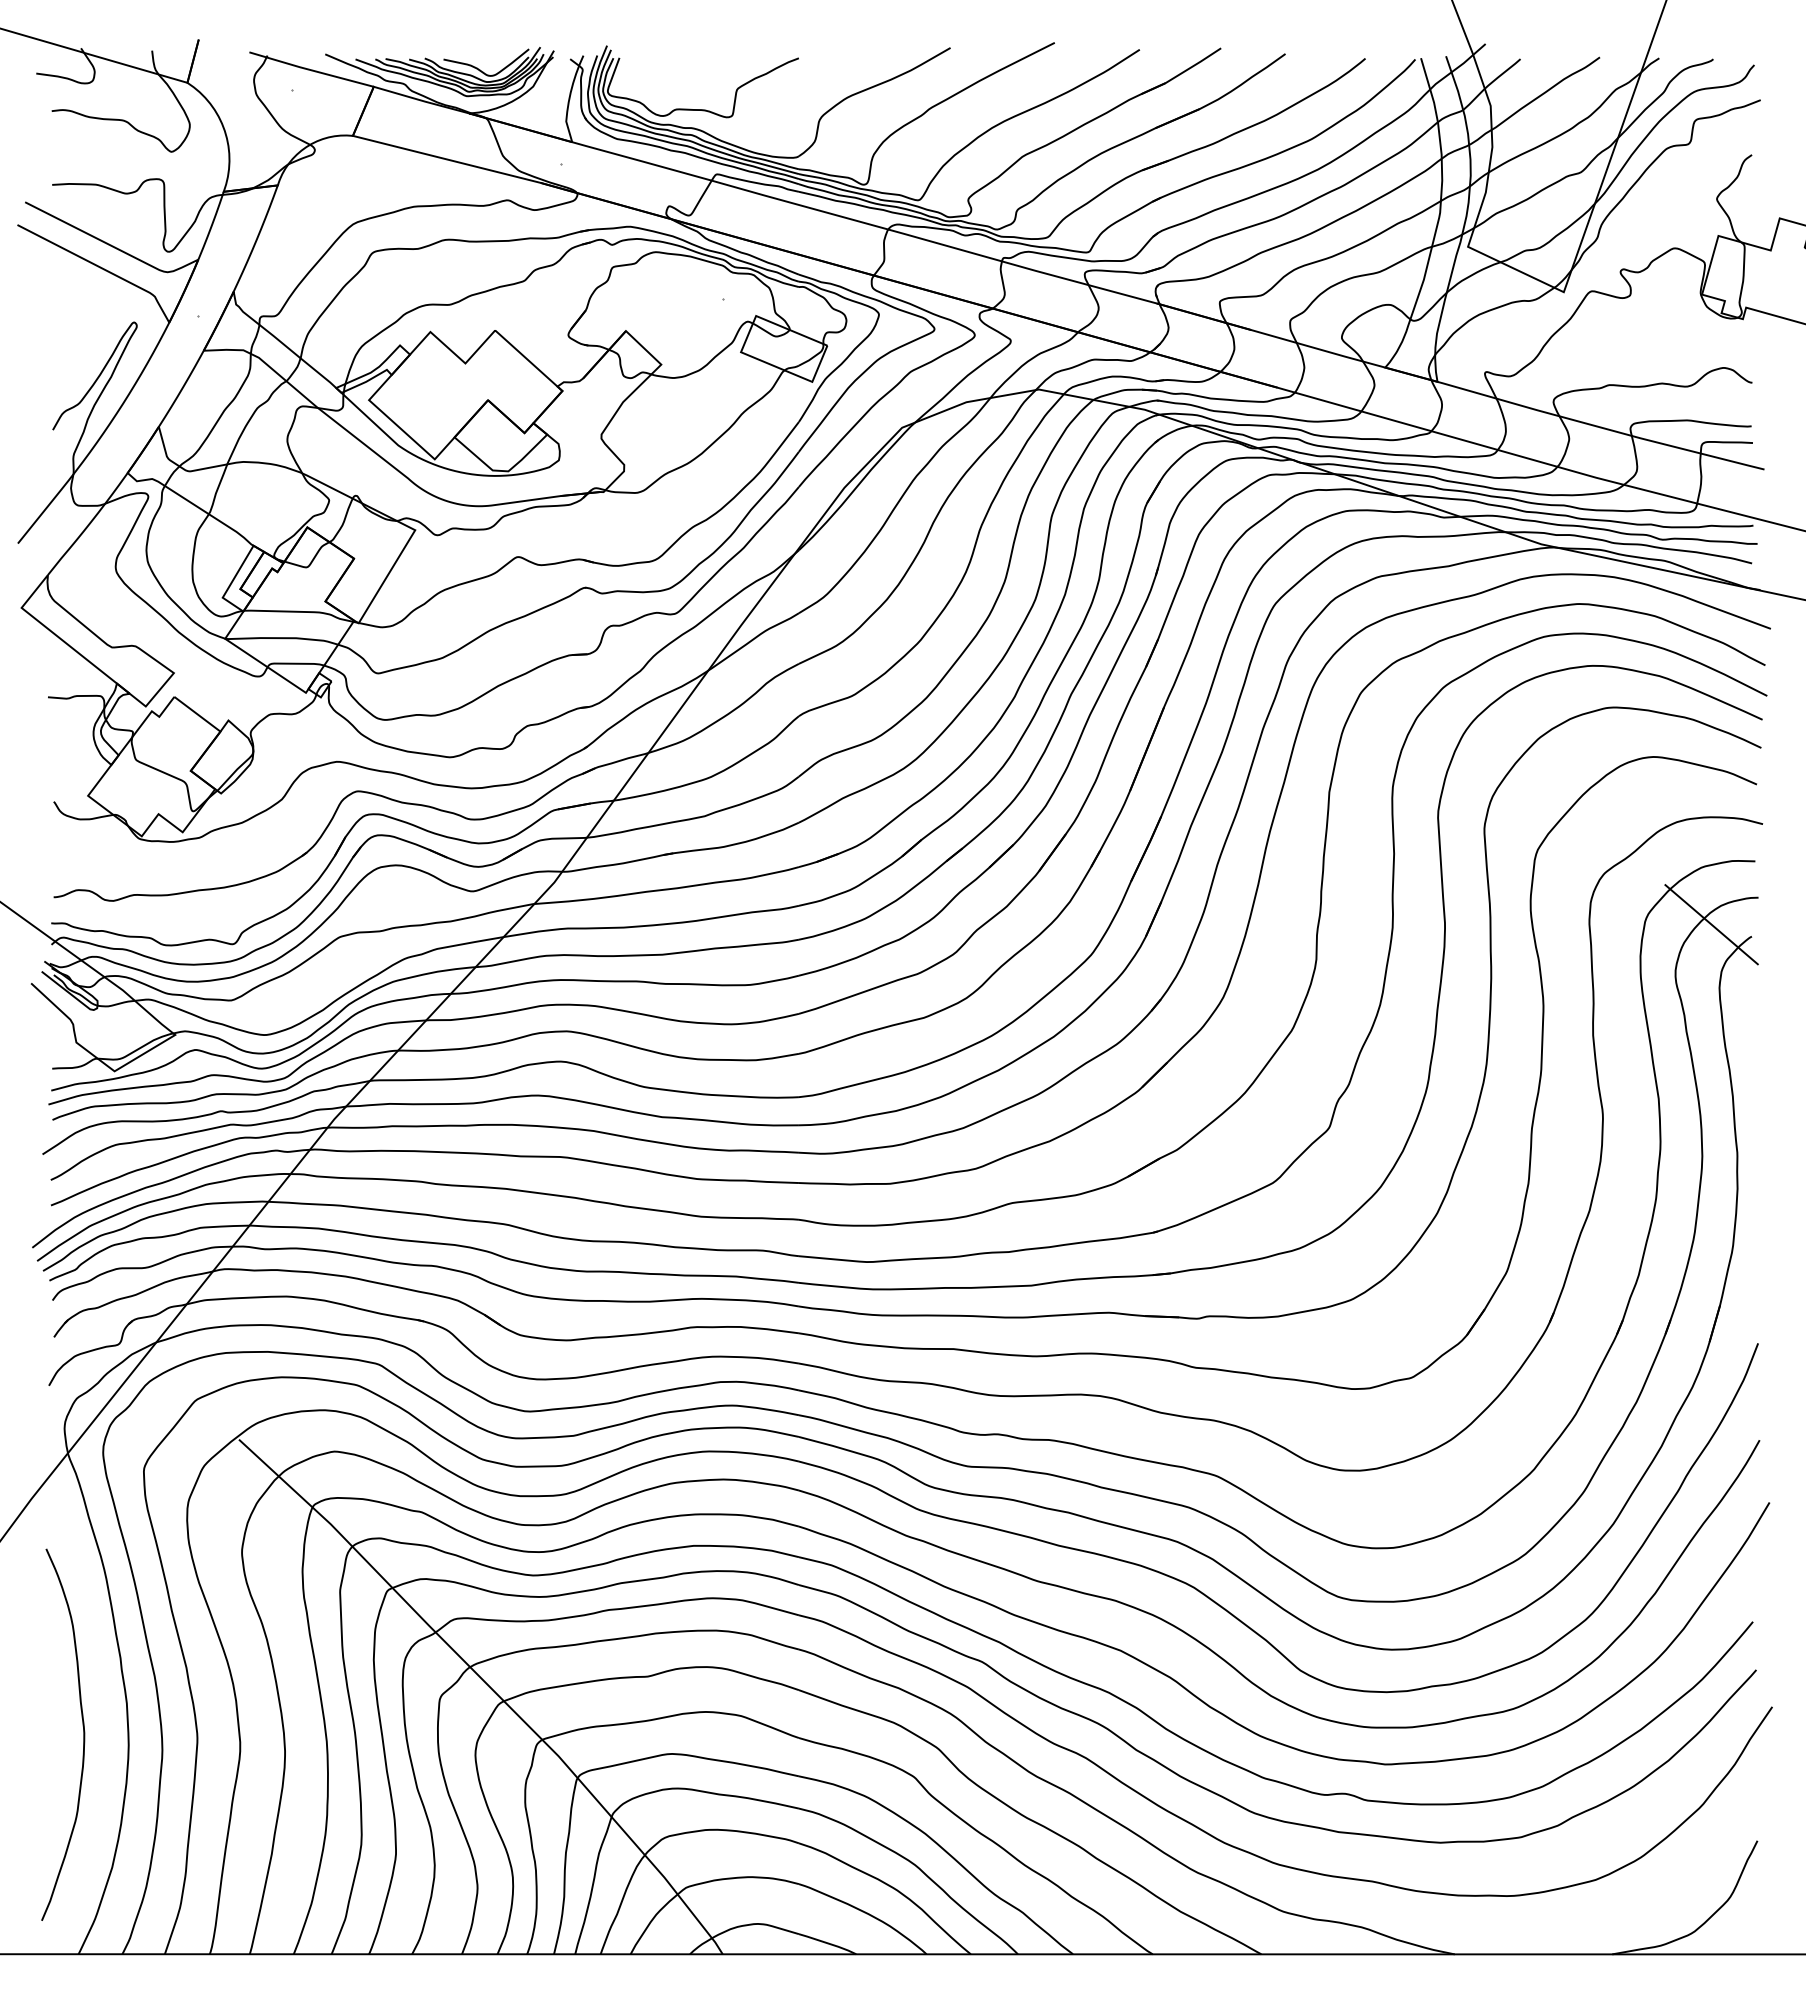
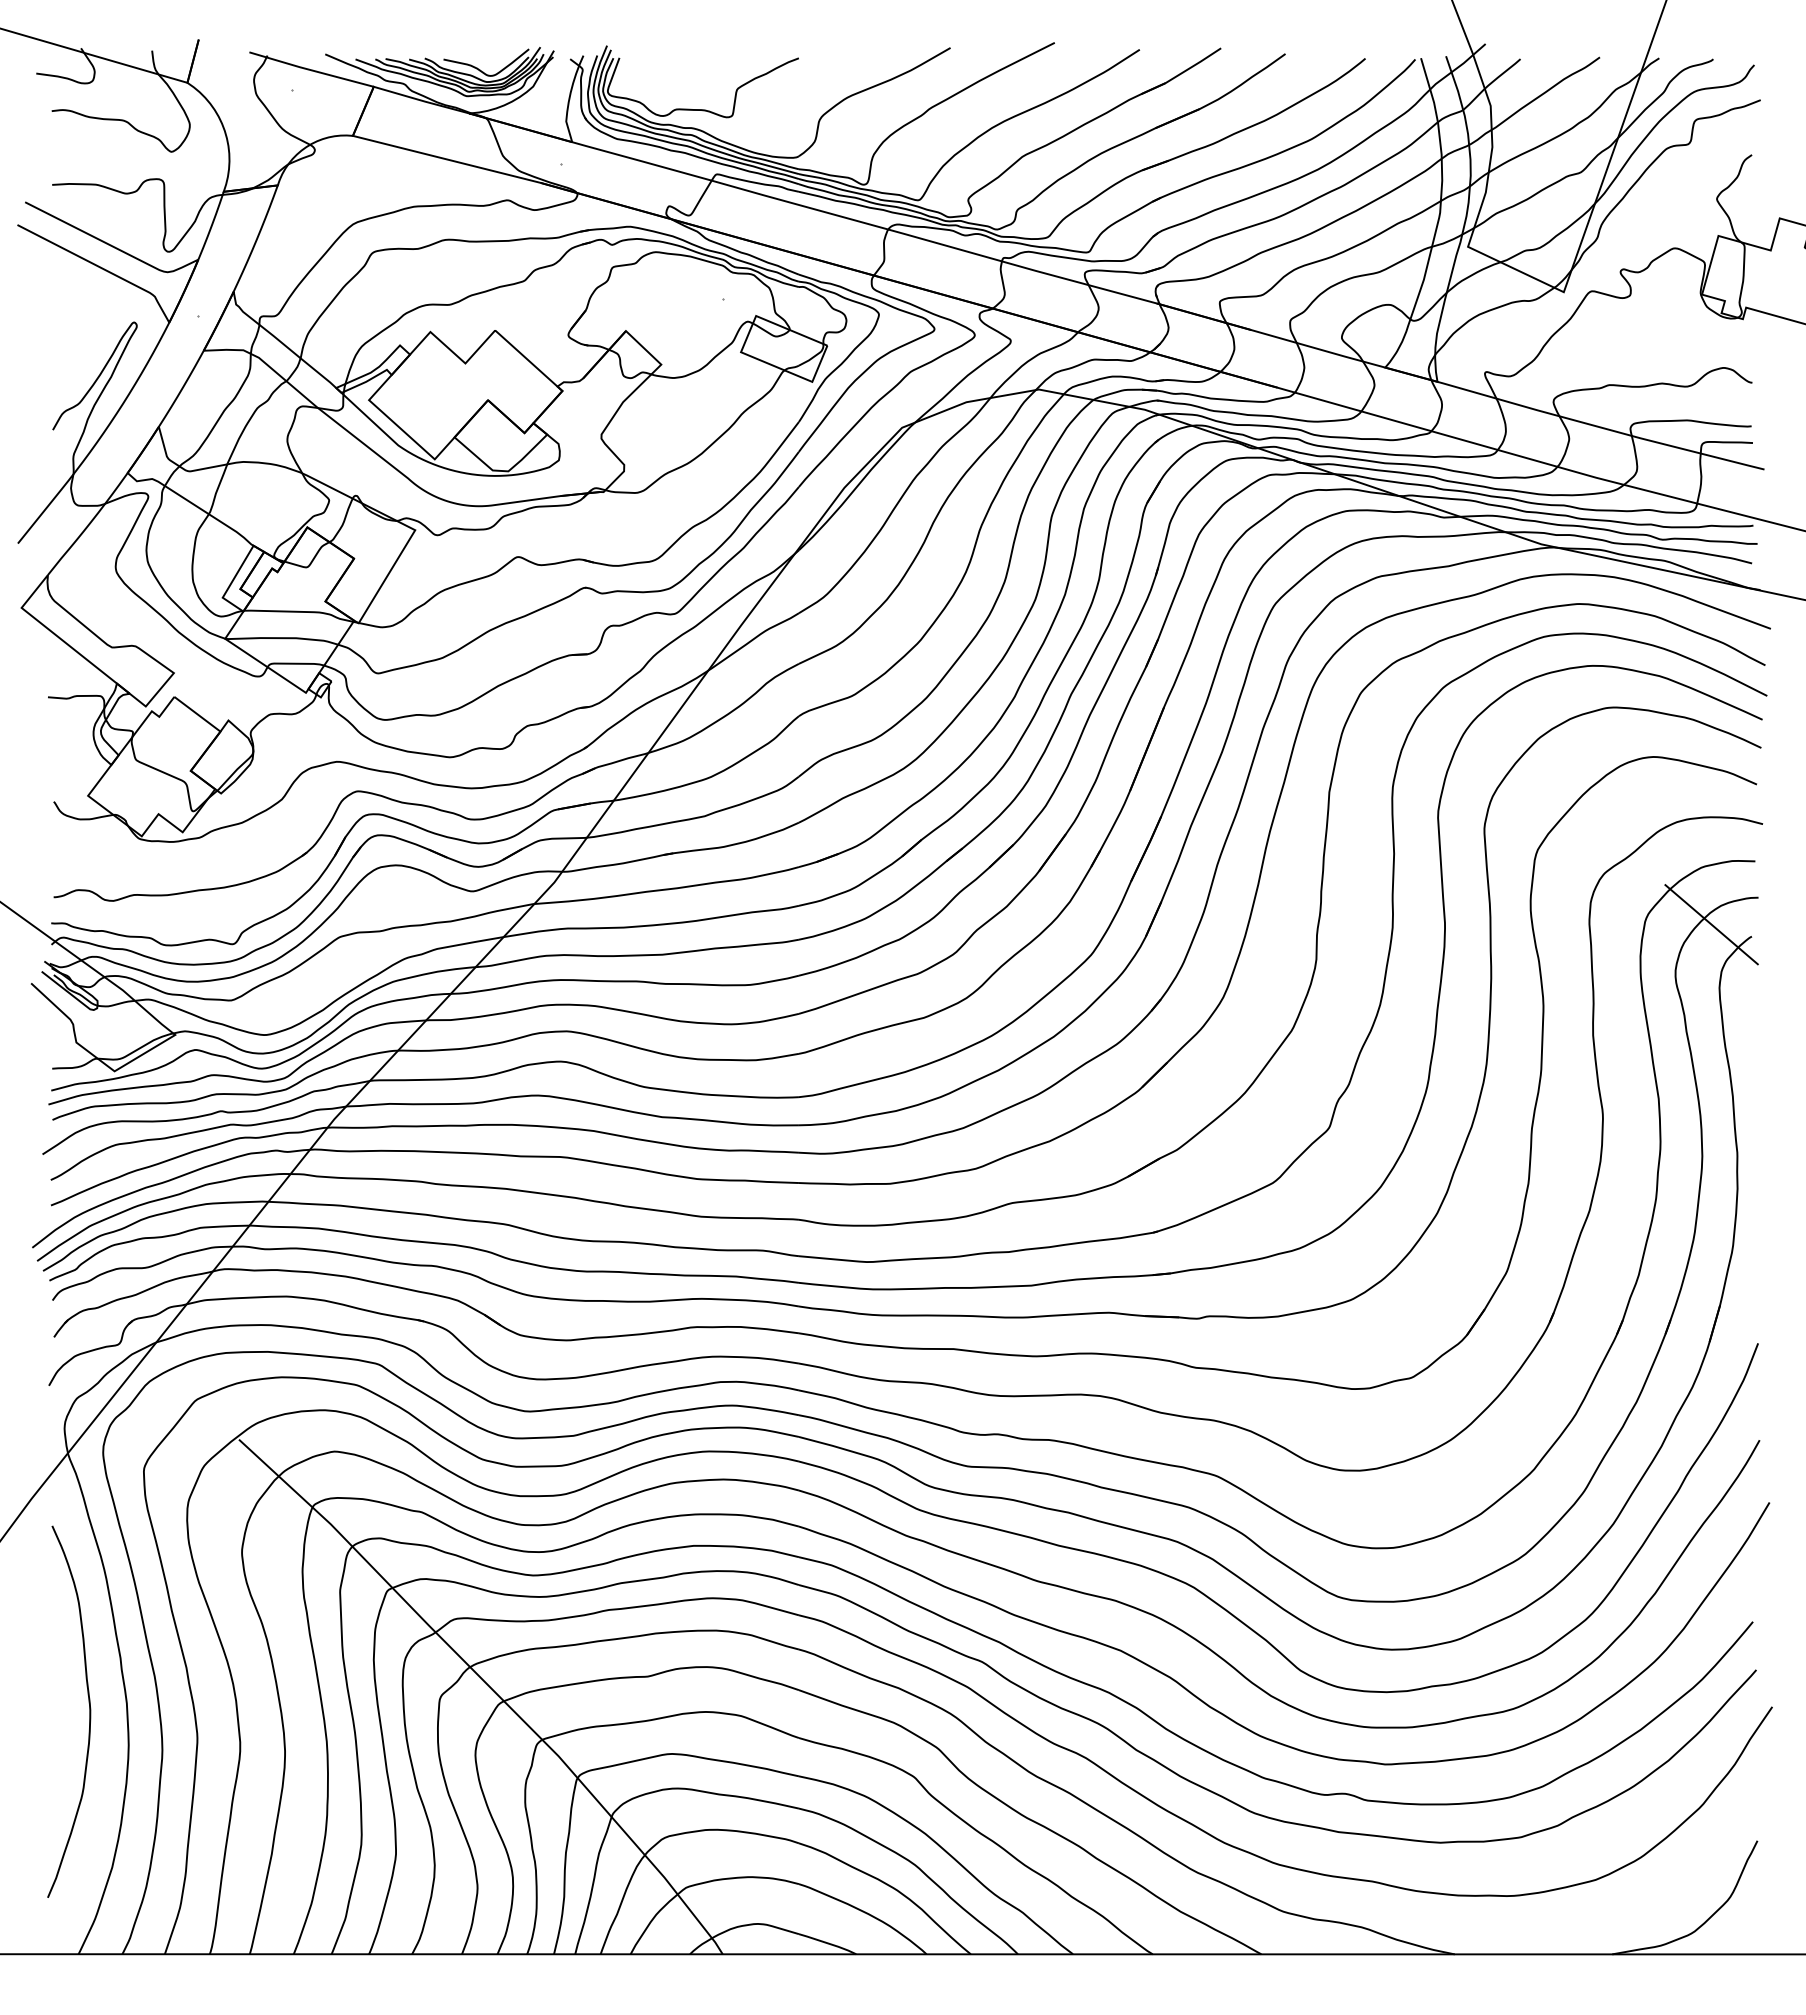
curve position: (83, 1734) -> (89, 1711) (89, 1711)
